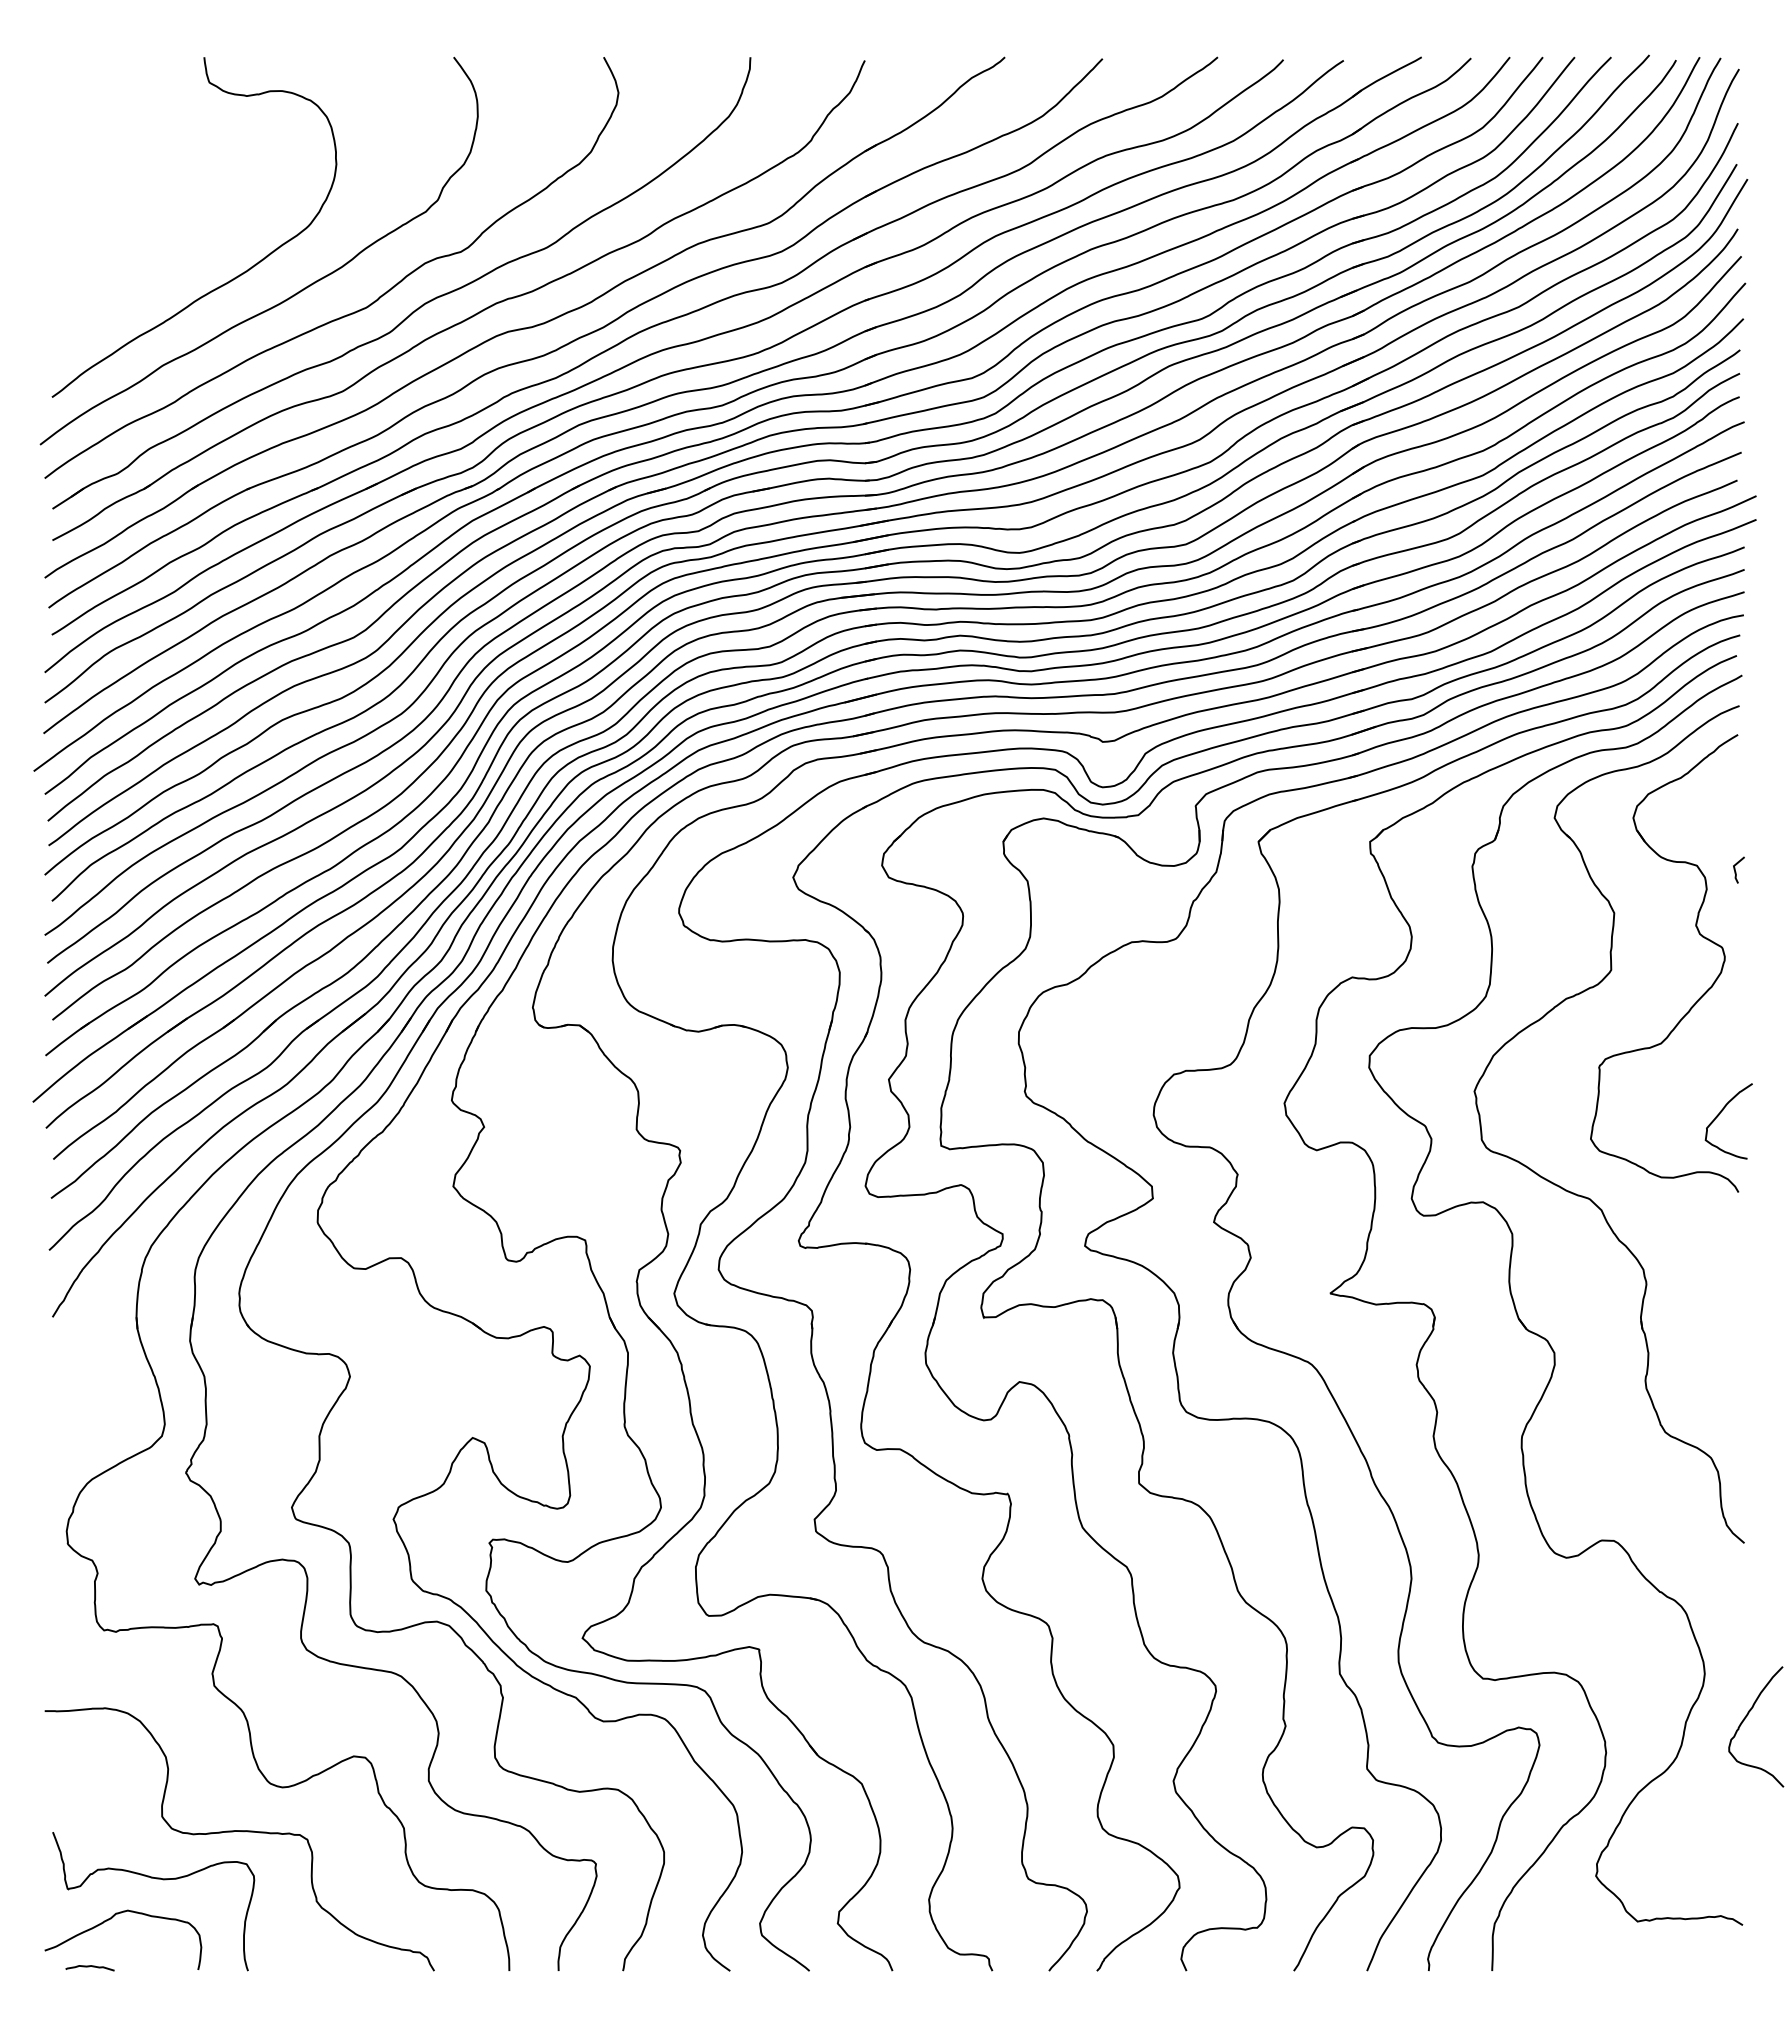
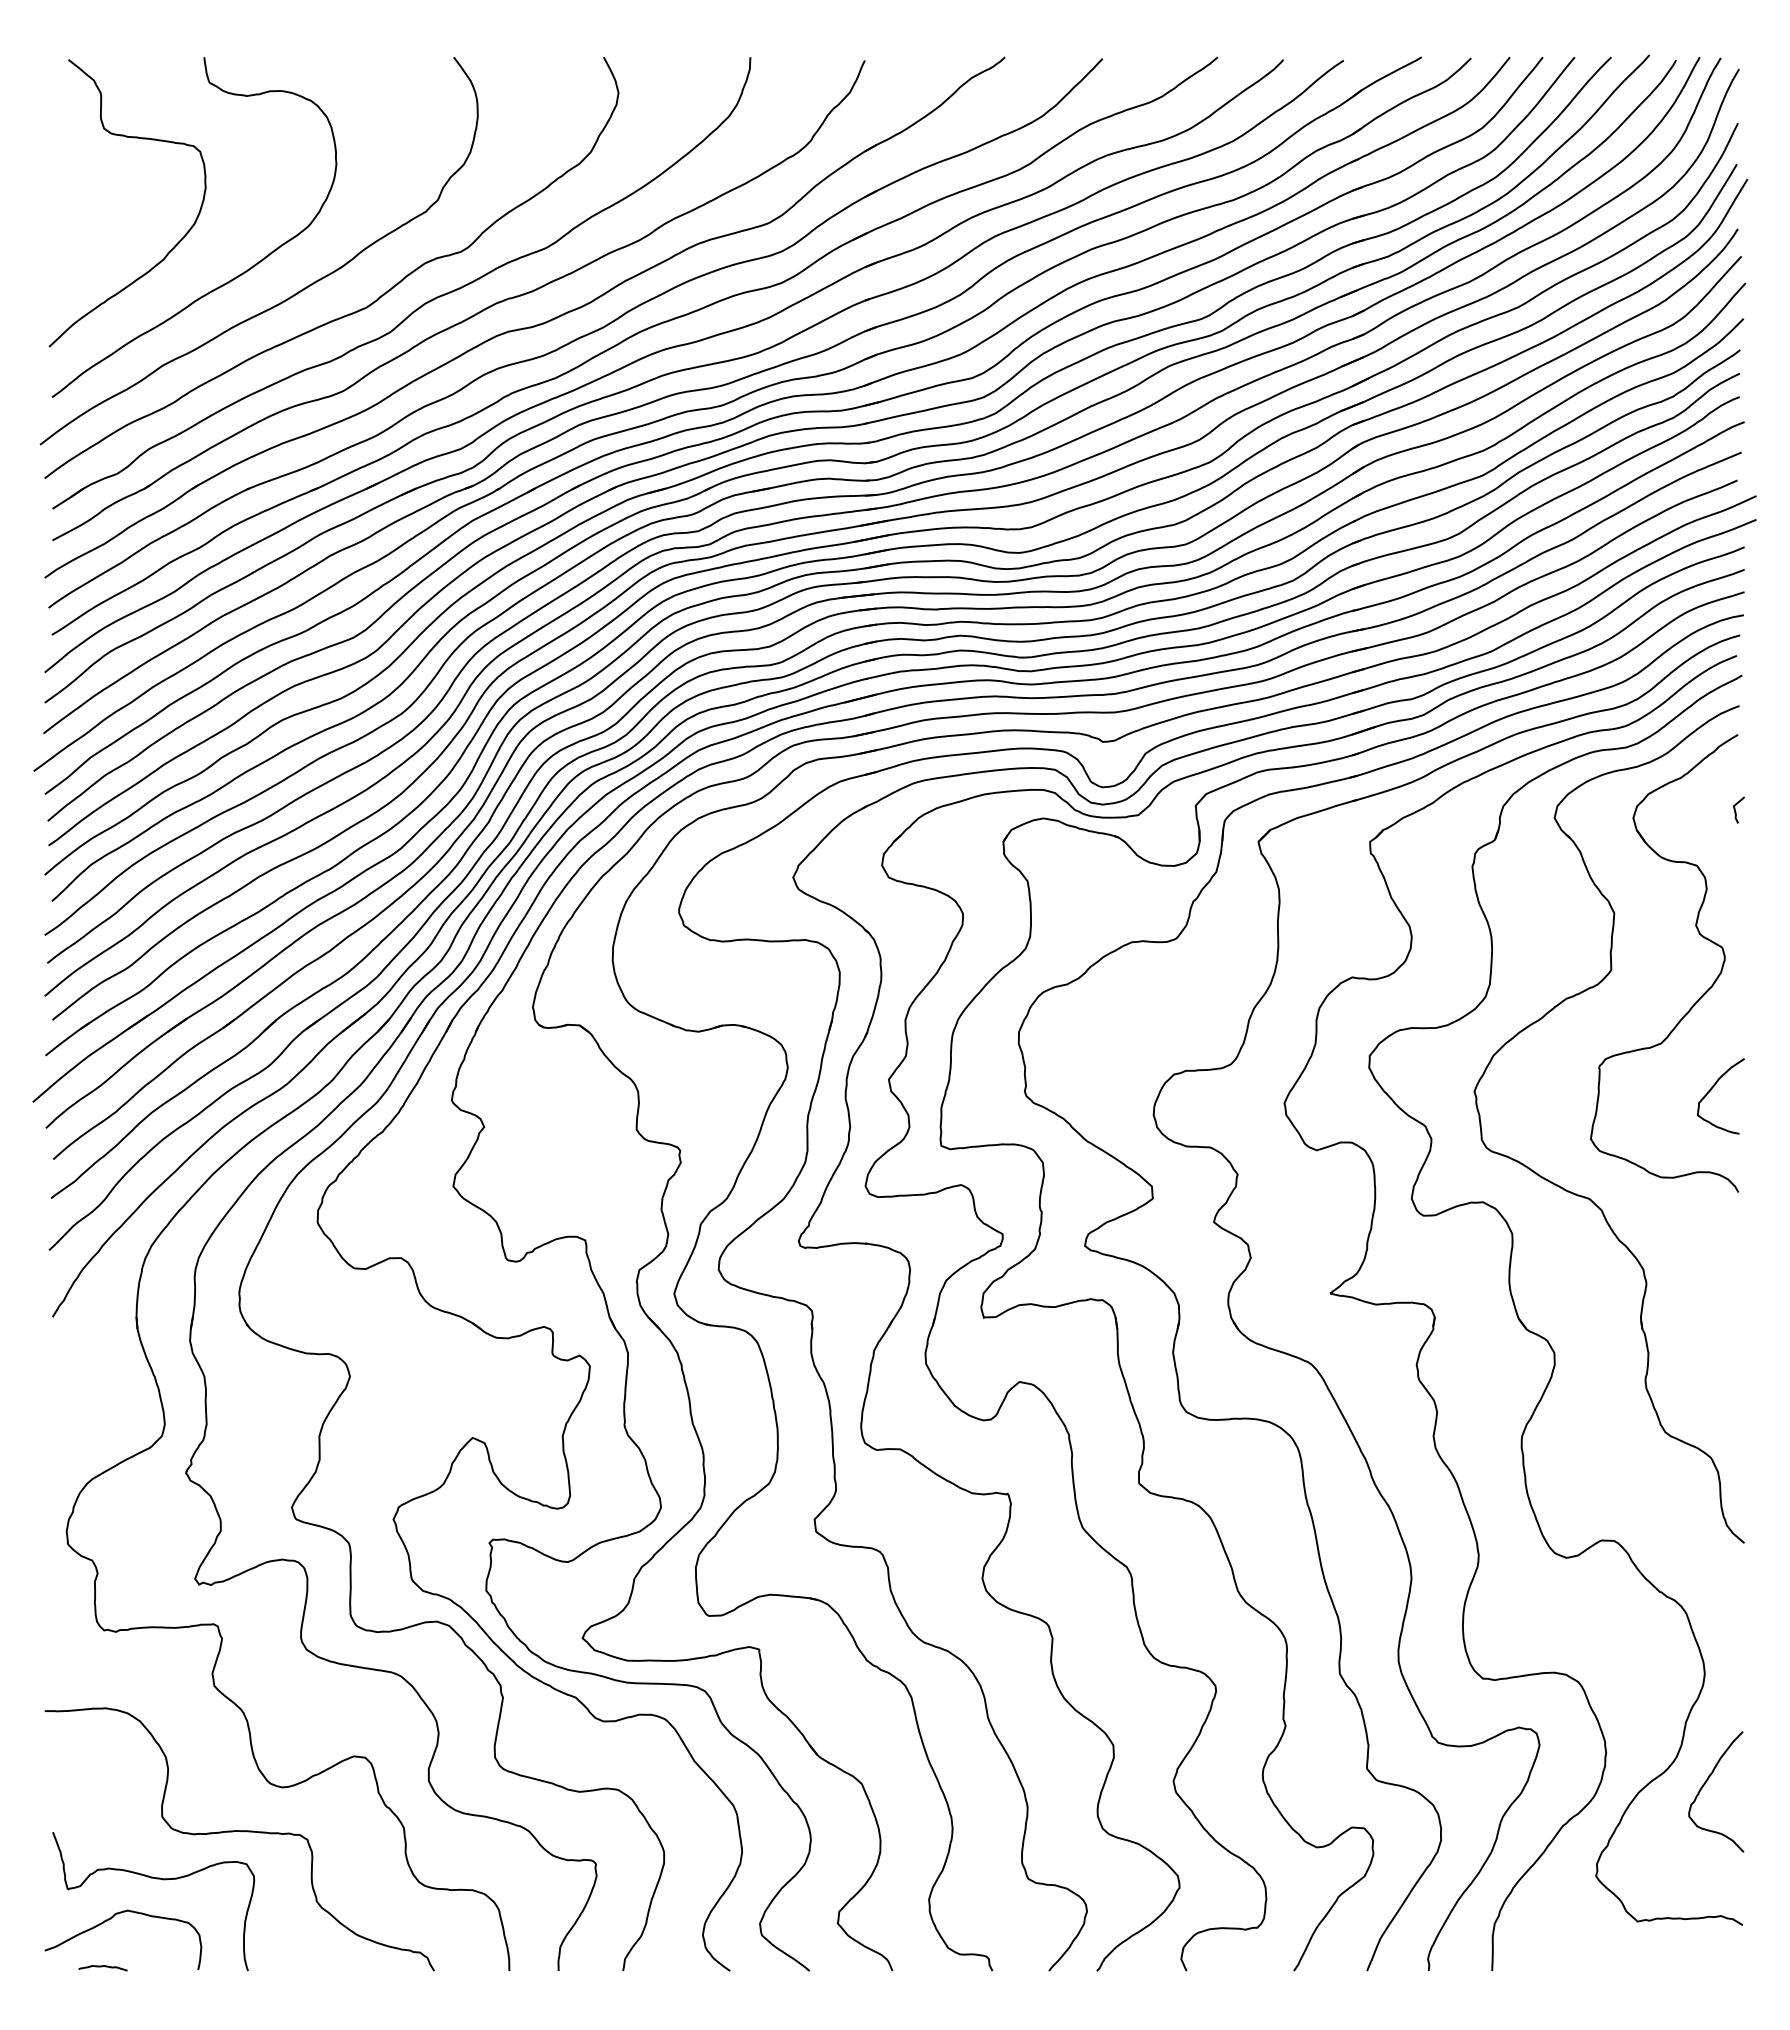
curve: none -> present (171, 248)
line position: (1736, 871) -> (1736, 811) (1736, 811)
curve position: (1719, 1115) -> (1711, 1090) (1711, 1090)
curve position: (1745, 1719) -> (1705, 1784) (1705, 1784)
curve position: (89, 1967) -> (102, 1967) (102, 1967)
